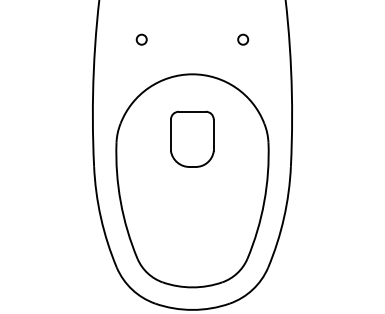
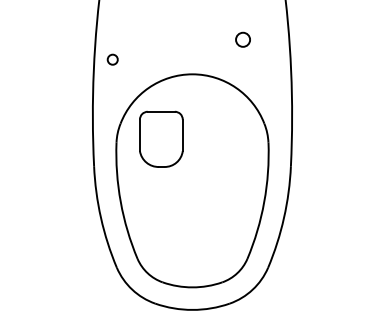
circle position: (141, 39) -> (112, 59) (112, 59)
circle size: 13x13 px -> 16x17 px (242, 39)
part position: (192, 138) -> (161, 138) (161, 138)
